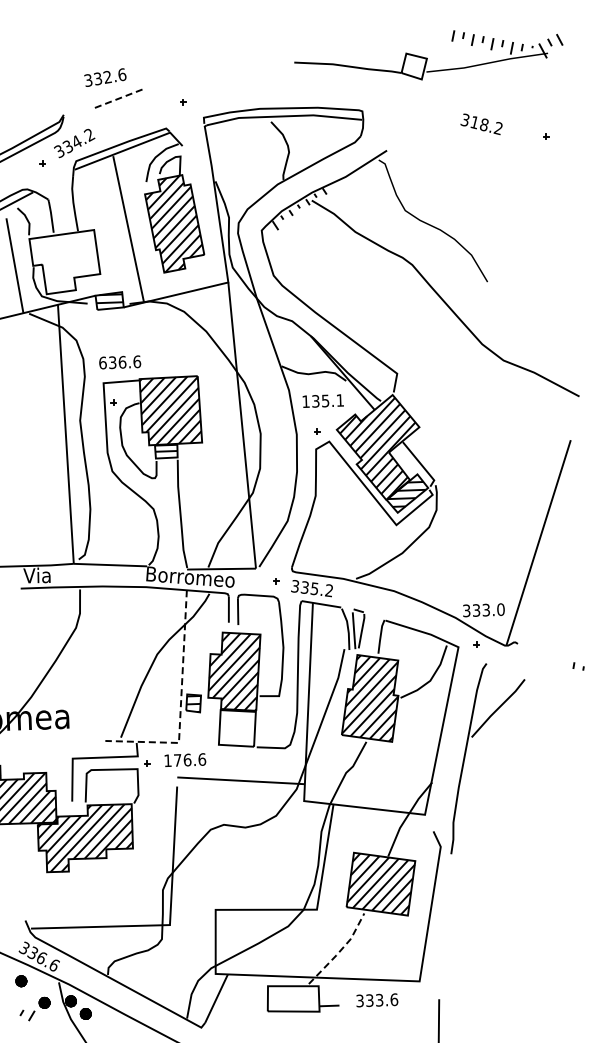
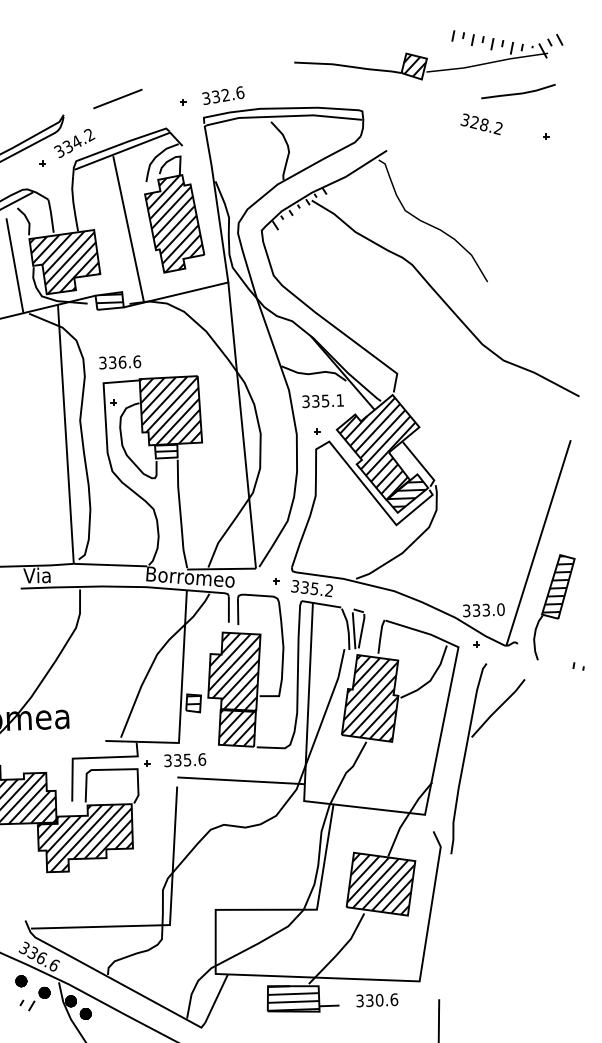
hatch: none -> present (415, 66)
text position: (105, 77) -> (223, 95) (223, 95)
line: none -> present (519, 92)
line: dashed -> solid (117, 99)
text: 318.2 -> 328.2 (473, 121)
hatch: none -> present (65, 262)
text: 636.6 -> 336.6 (102, 362)
text: 135.1 -> 335.1 (305, 401)
part: none -> present (554, 607)
line: dashed -> solid (180, 704)
hatch: none -> present (237, 728)
text: 176.6 -> 335.6 (177, 760)
line: dashed -> solid (340, 951)
hatch: none -> present (293, 998)
text: 333.6 -> 330.6 (379, 1000)
part position: (34, 1008) -> (34, 998) (34, 998)
